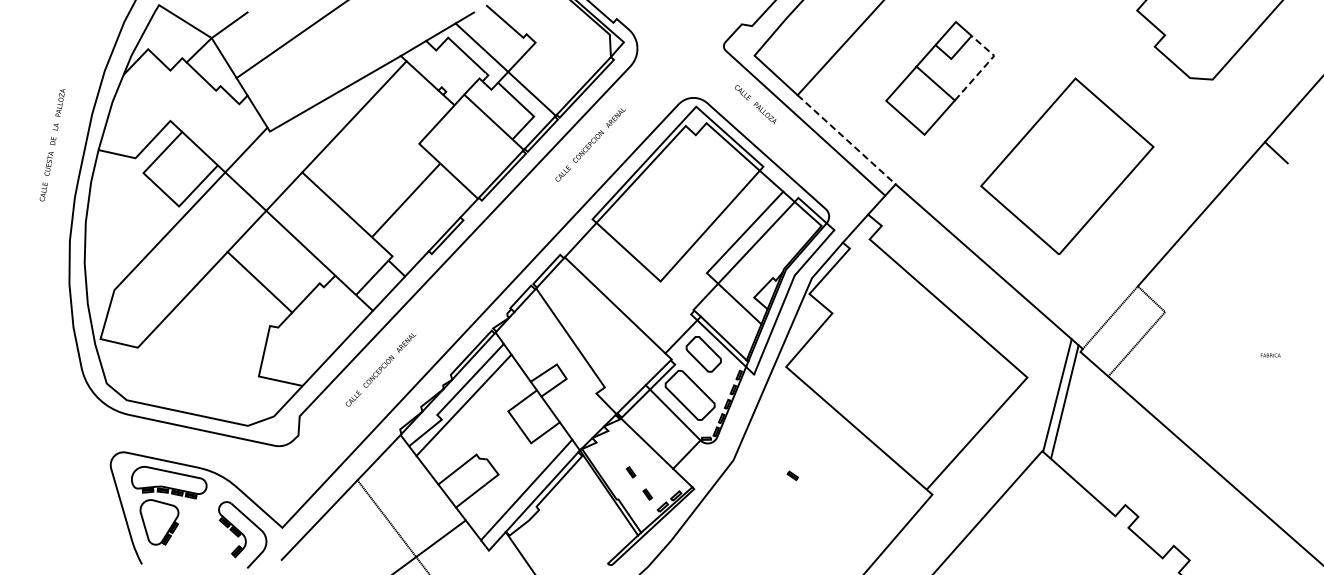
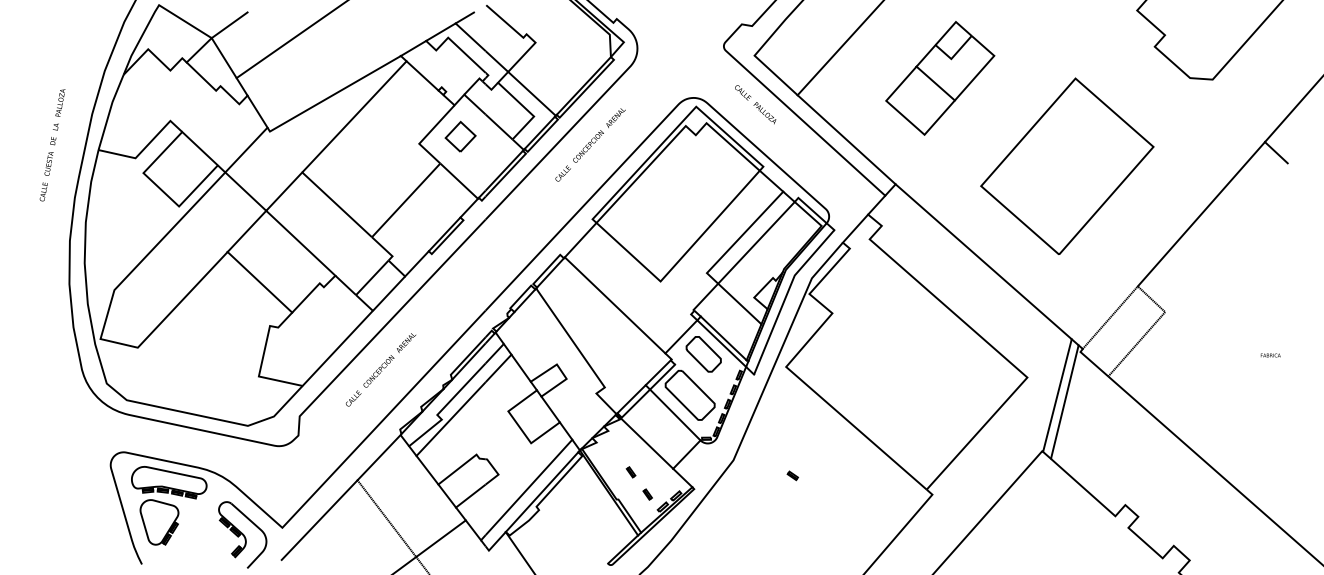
line: dashed -> solid (985, 66)
part: none -> present (460, 136)
line: dashed -> solid (846, 139)
